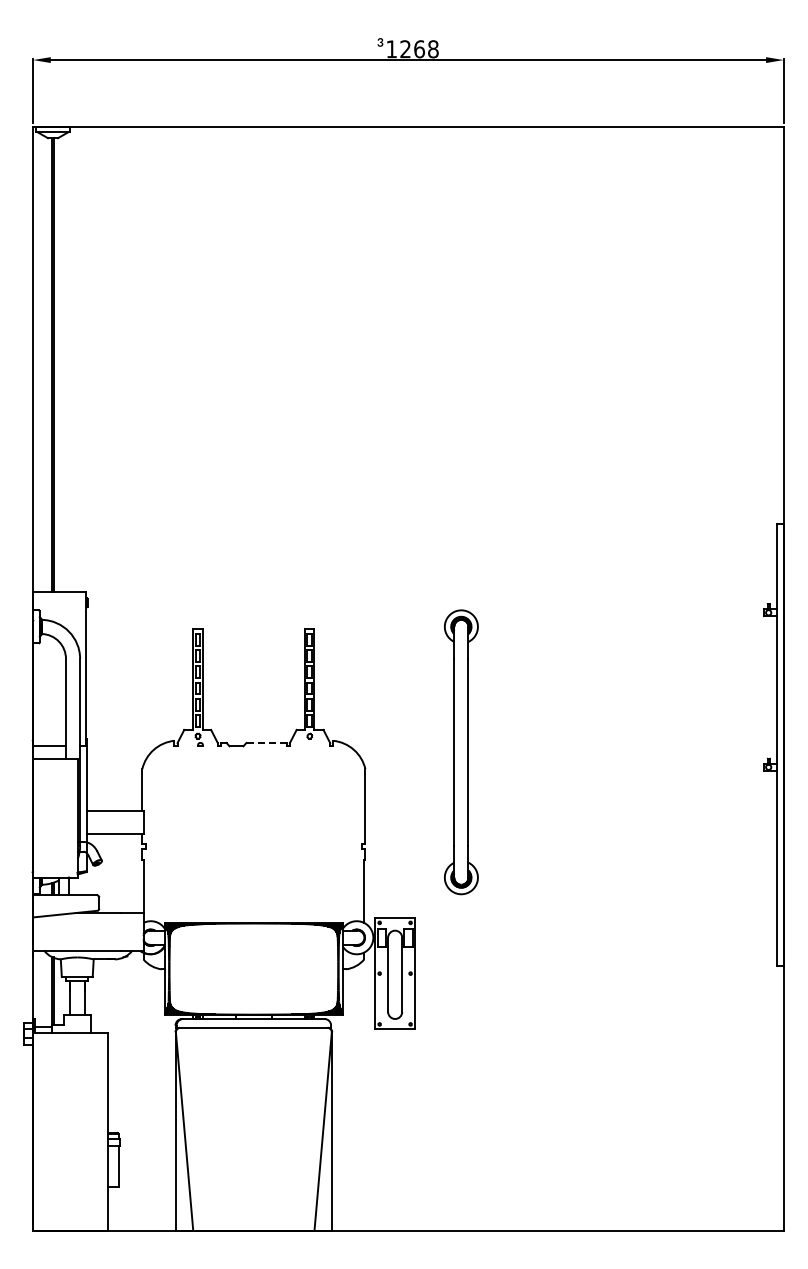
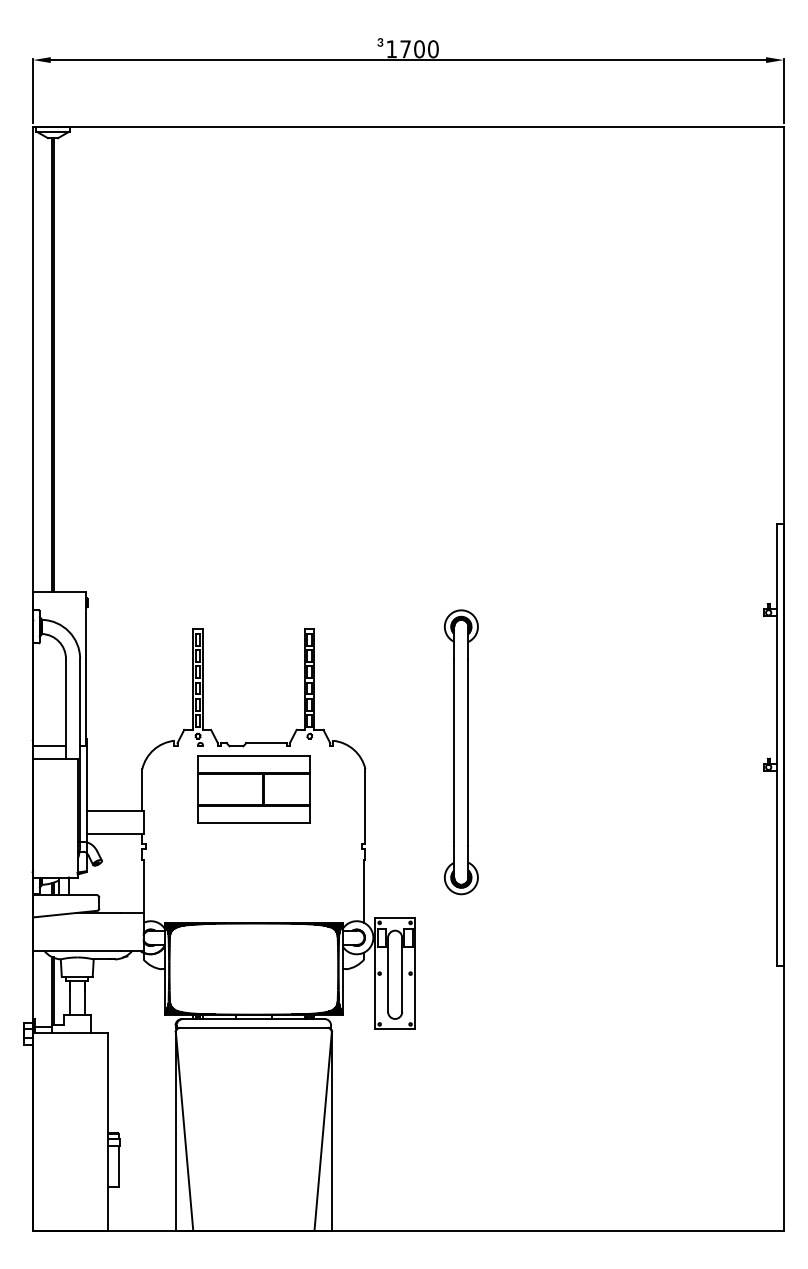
text: 1268 -> 1700 (419, 49)
line: dashed -> solid (266, 742)
part: none -> present (253, 789)
